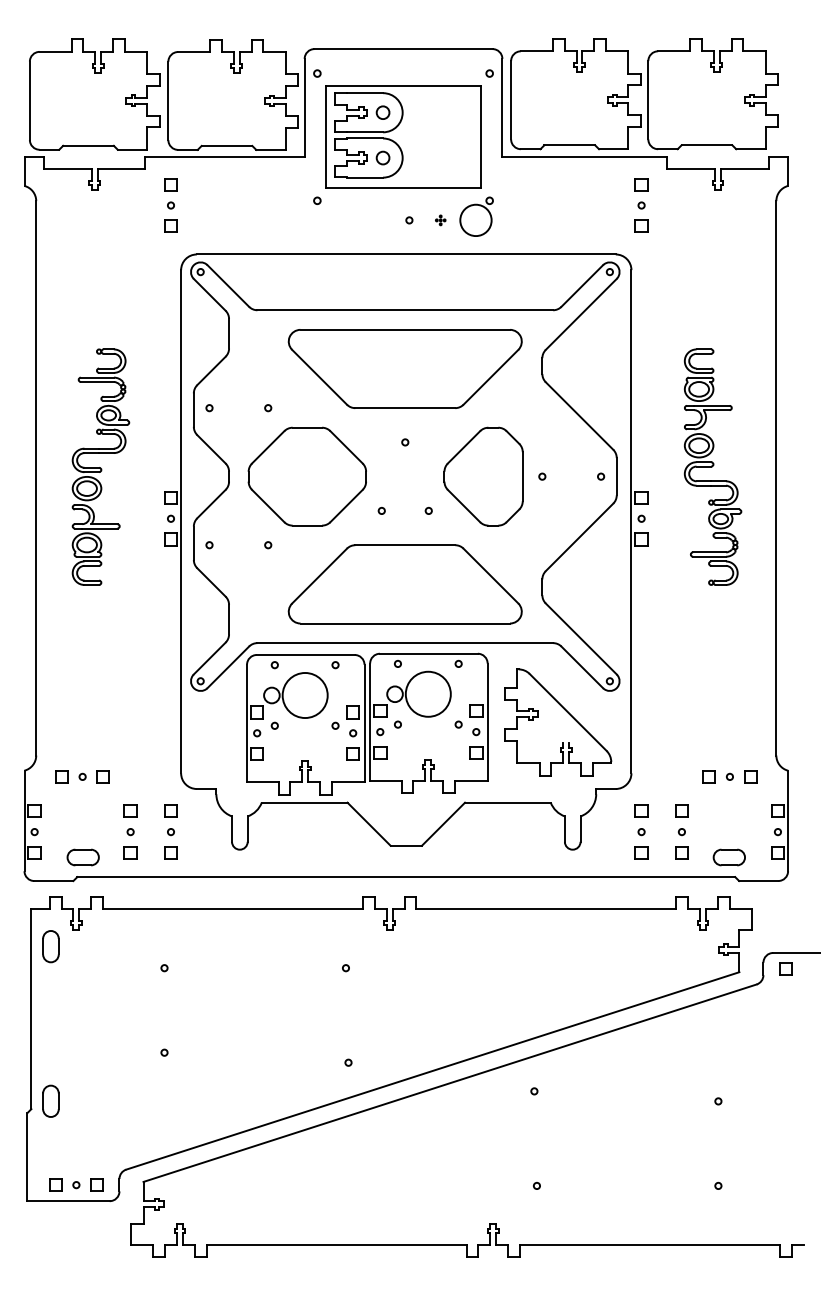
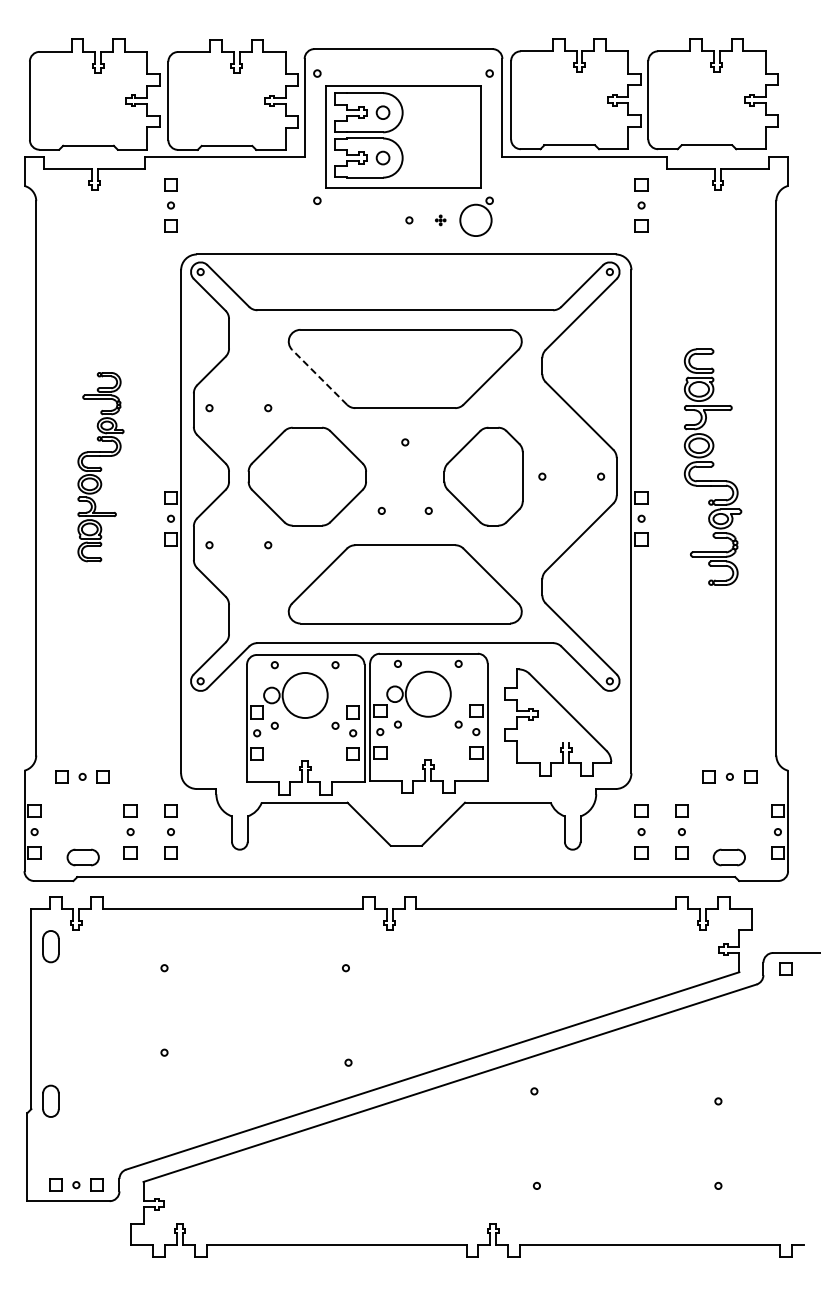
line: solid -> dashed (319, 377)
part size: 60x238 px -> 48x191 px (100, 467)
